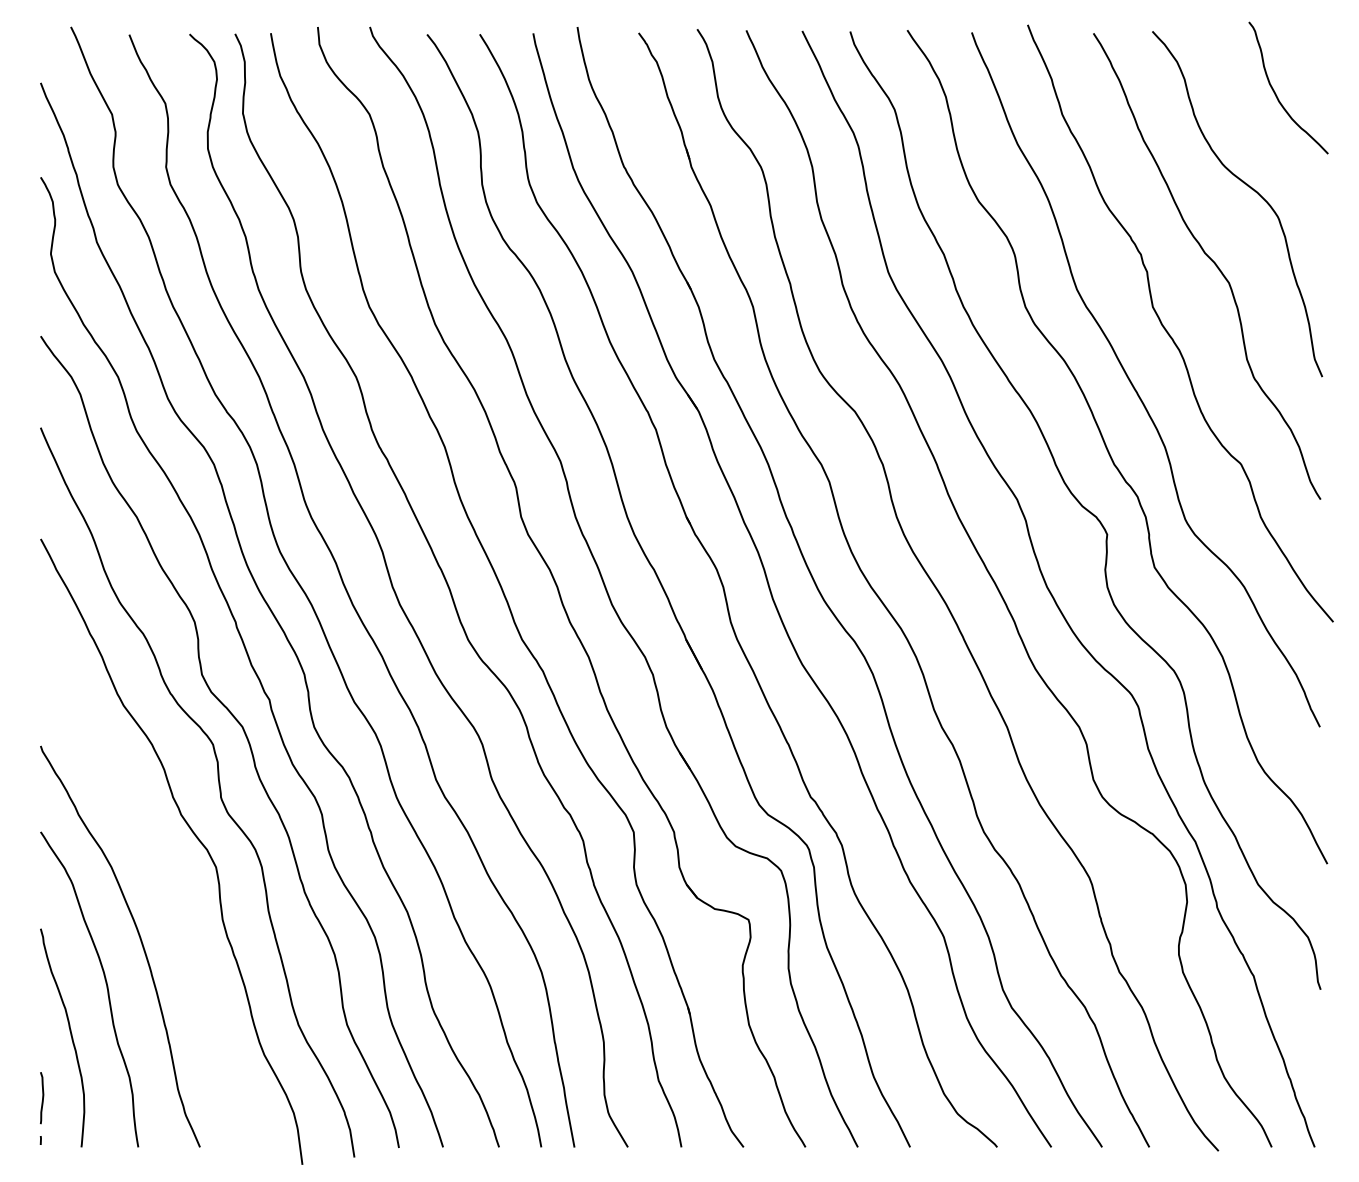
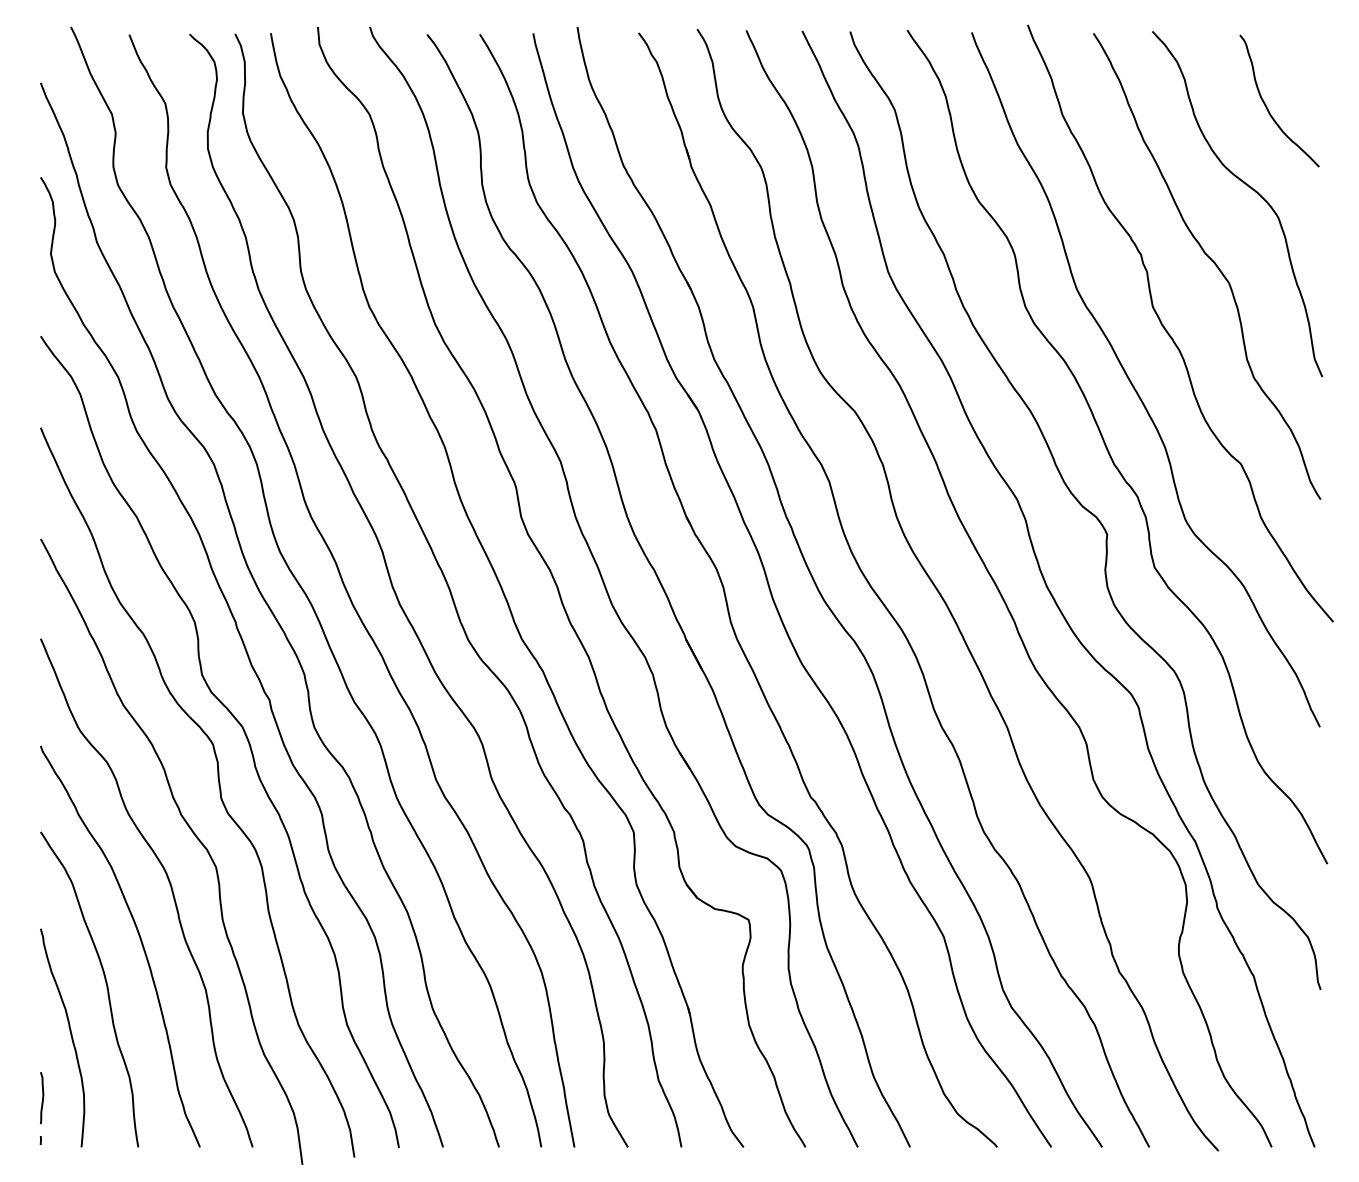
curve position: (1276, 93) -> (1267, 106) (1267, 106)
curve: none -> present (168, 882)
